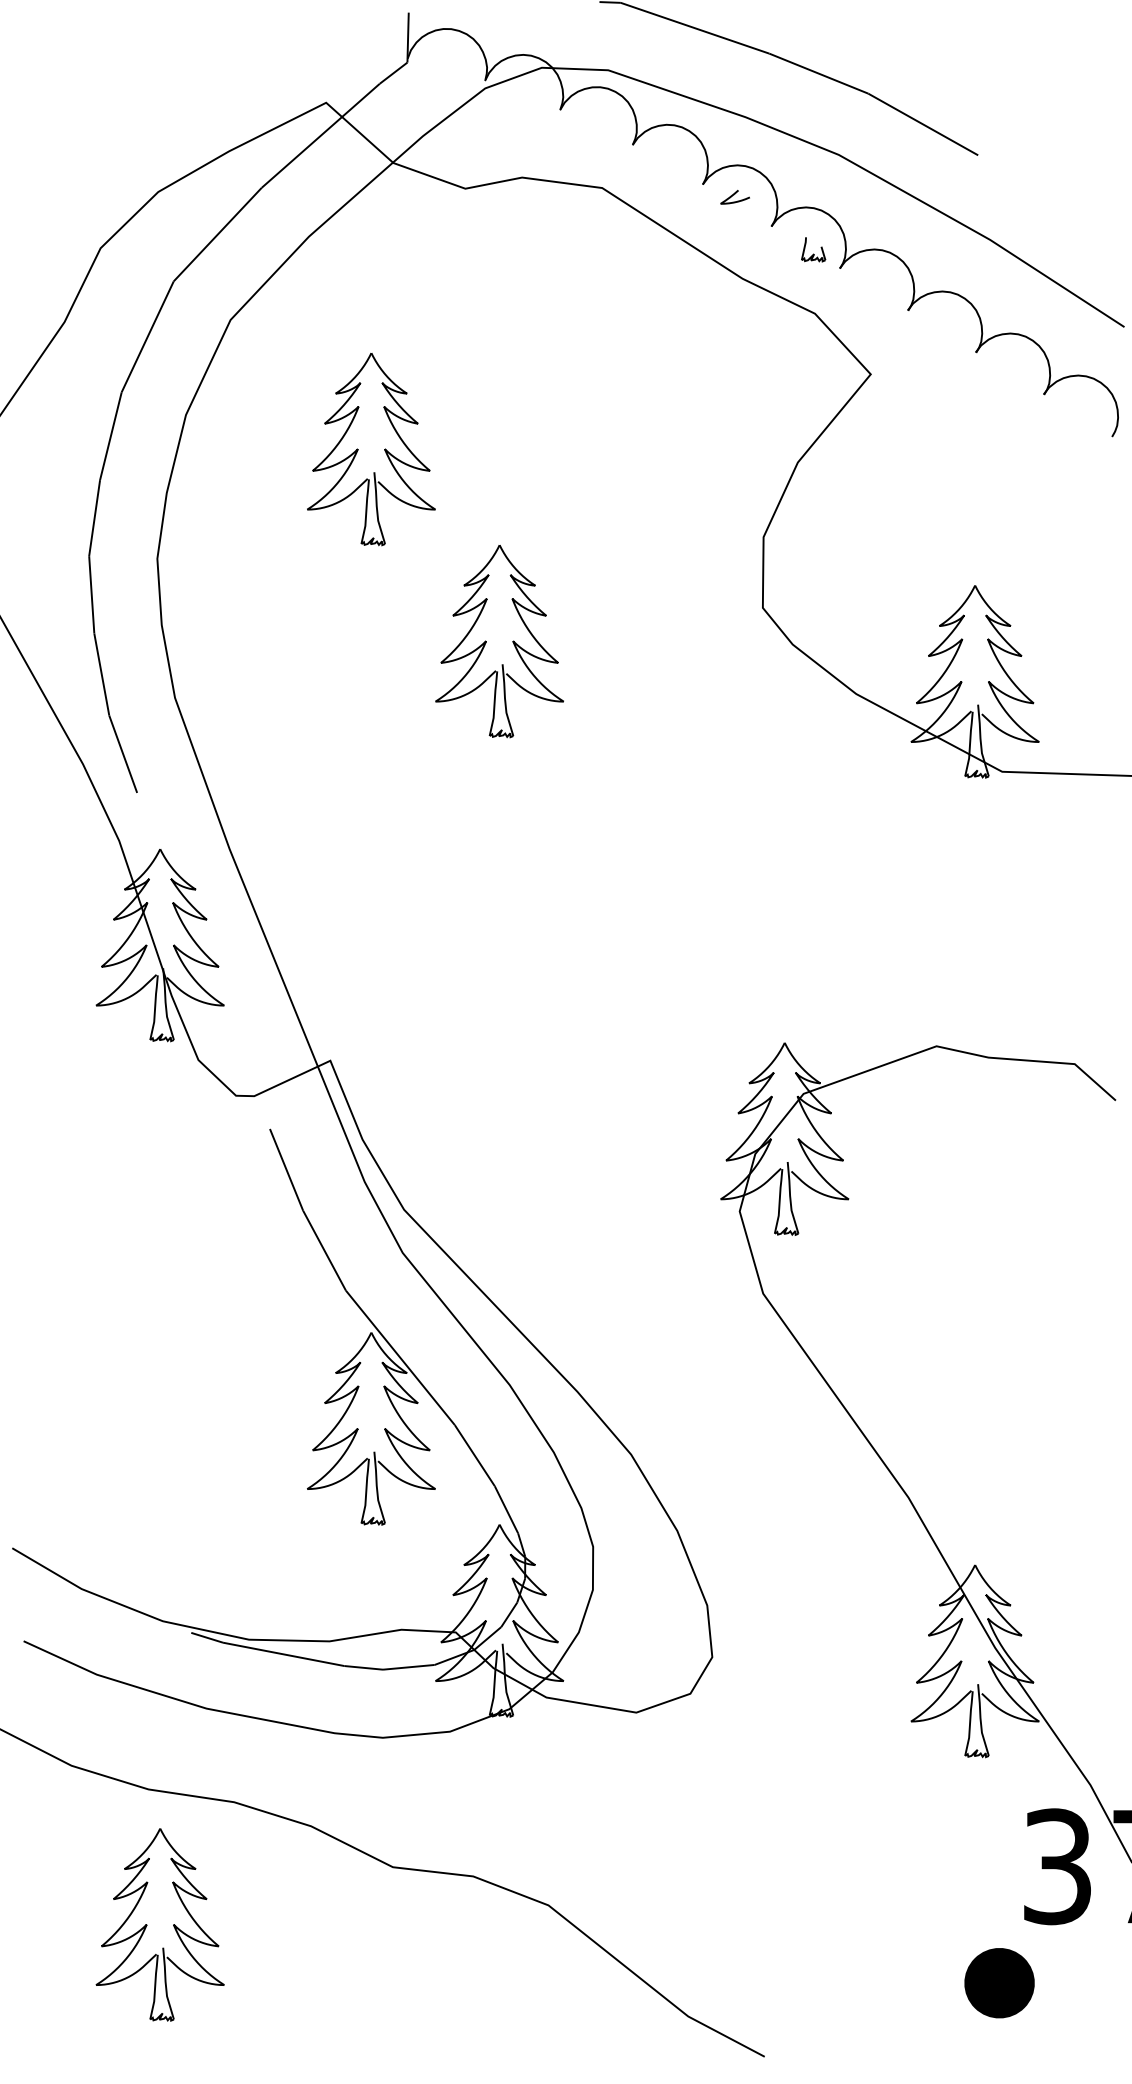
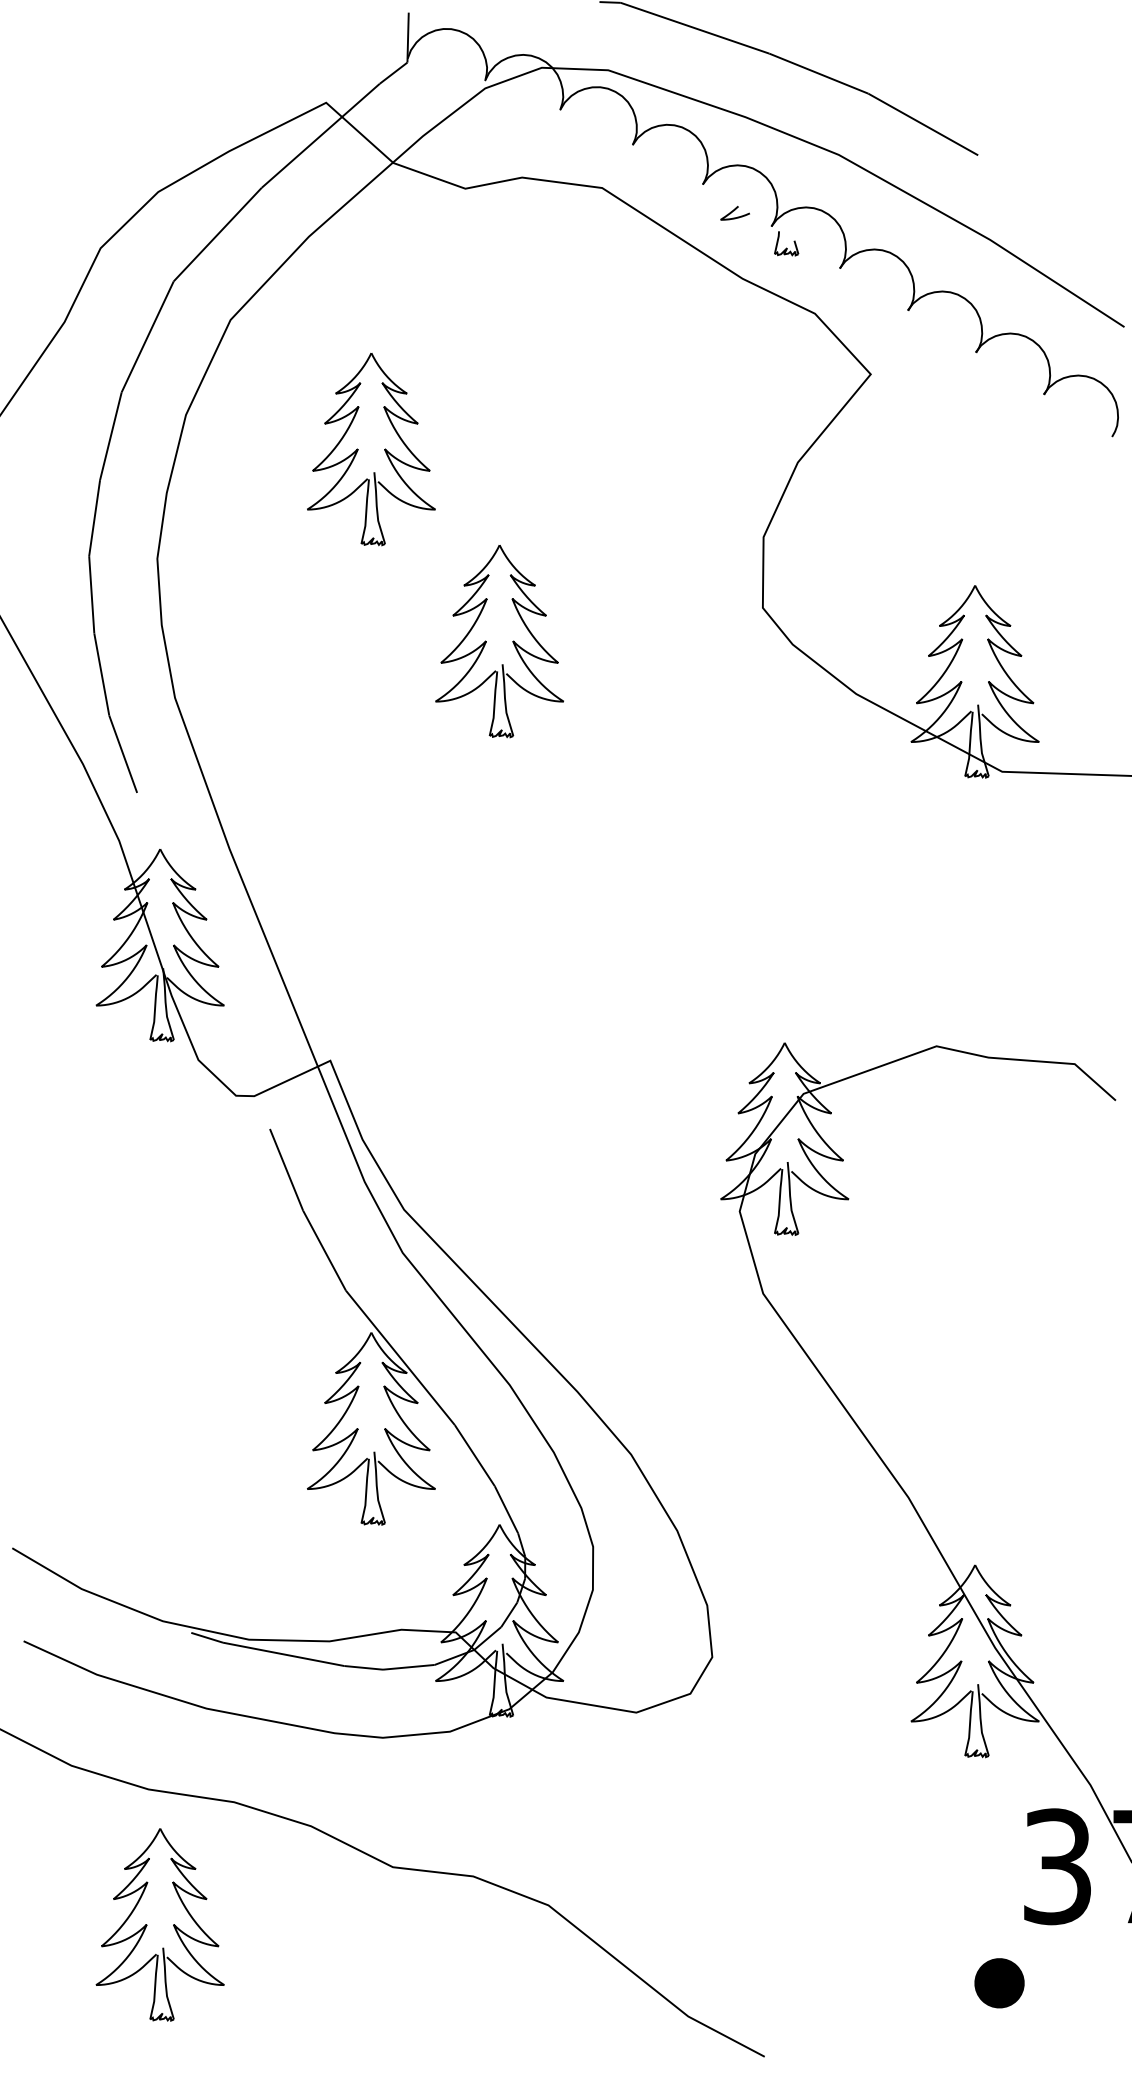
curve position: (734, 195) -> (734, 211) (734, 211)
part position: (813, 249) -> (786, 243) (786, 243)
part size: 71x71 px -> 51x51 px (999, 1983)
